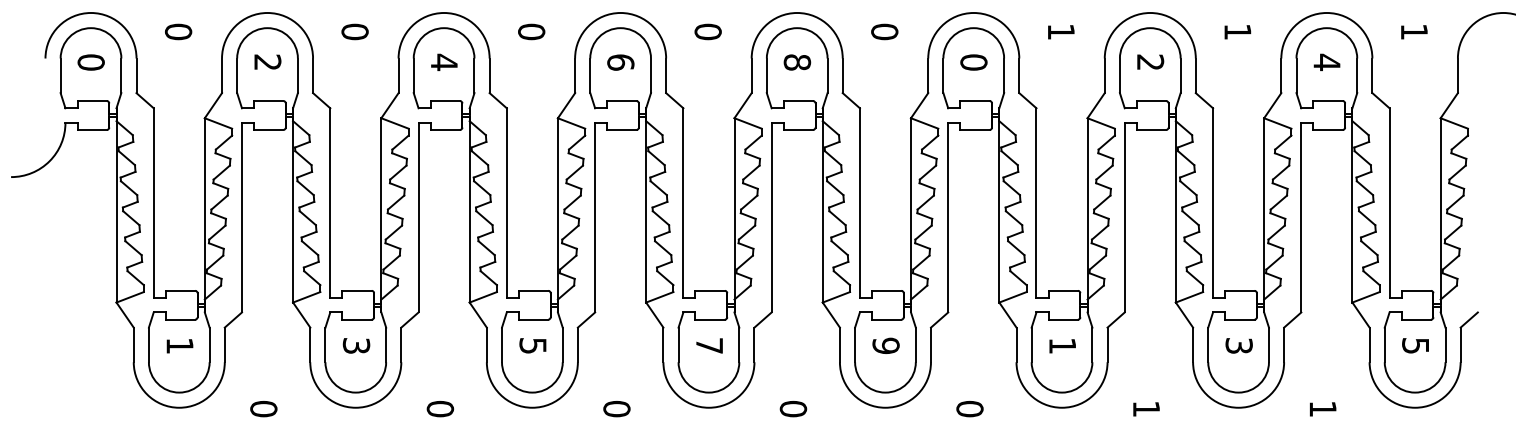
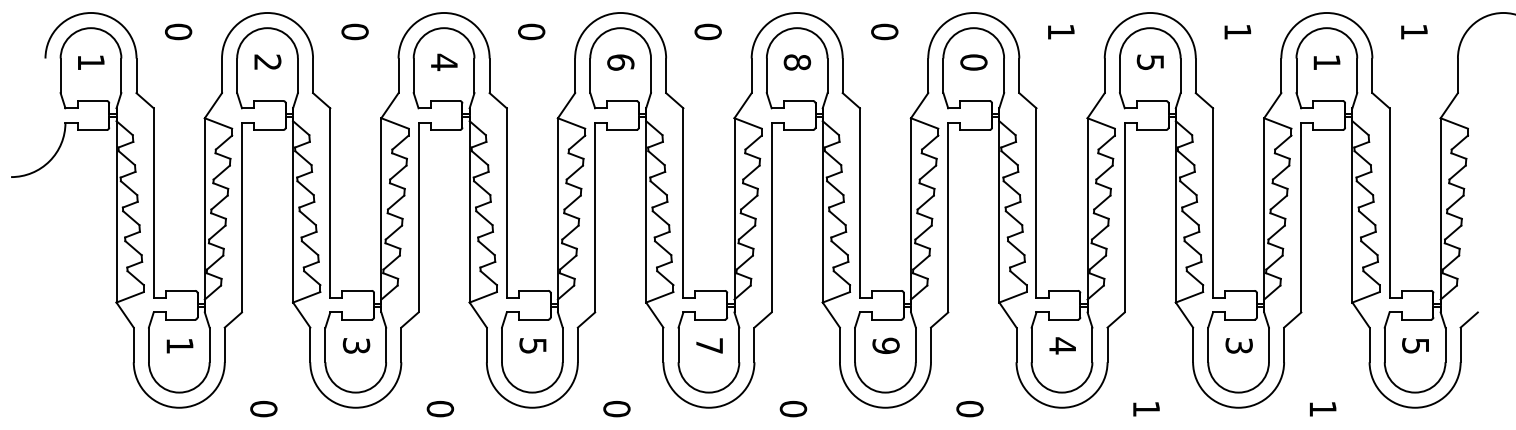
text: 2 -> 5 (1150, 61)
text: 0 -> 1 (90, 62)
text: 4 -> 1 (1326, 62)
text: 1 -> 4 (1062, 345)
